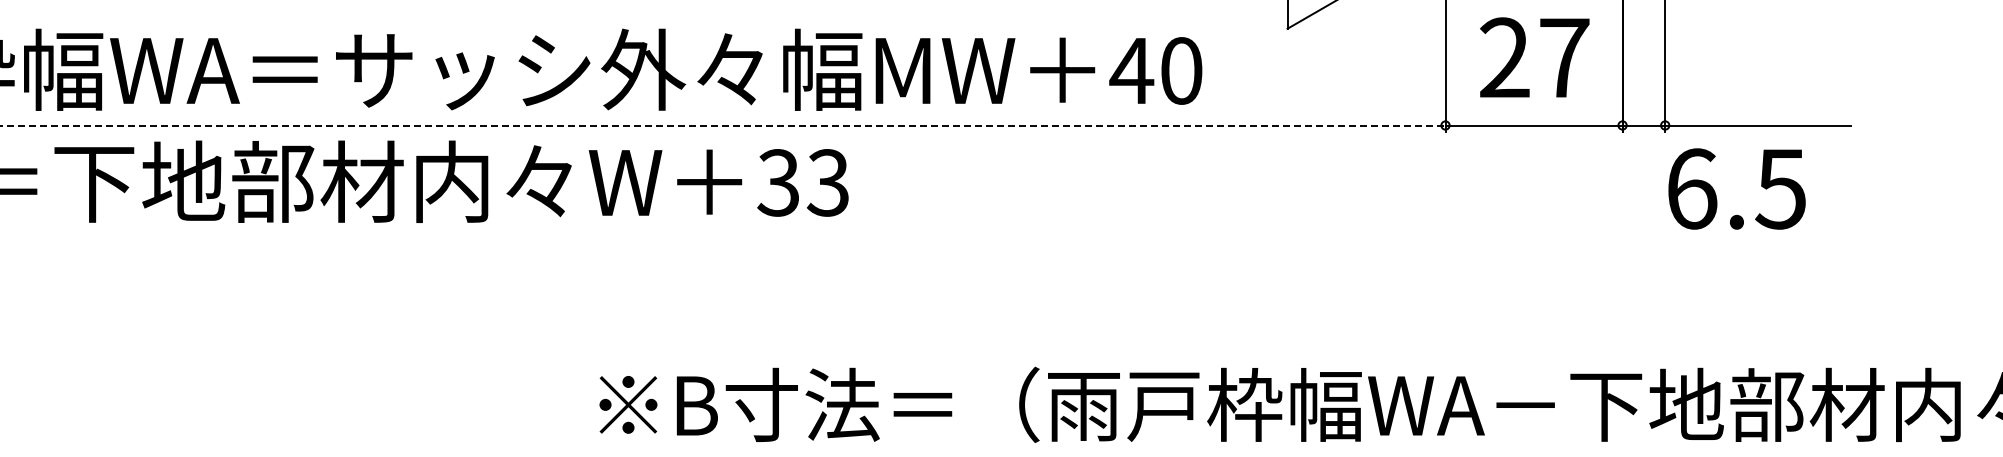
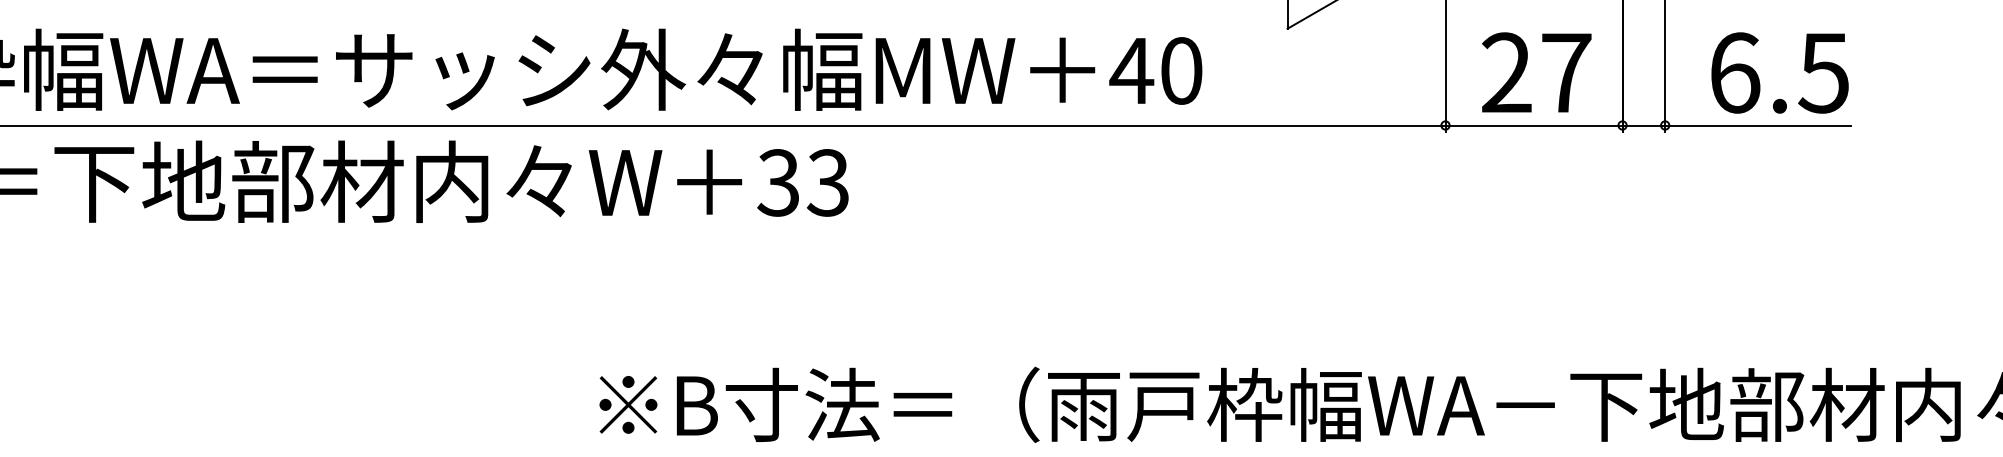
text position: (1534, 57) -> (1536, 72) (1536, 72)
line: dashed -> solid (723, 125)
text position: (1736, 188) -> (1779, 72) (1779, 72)
